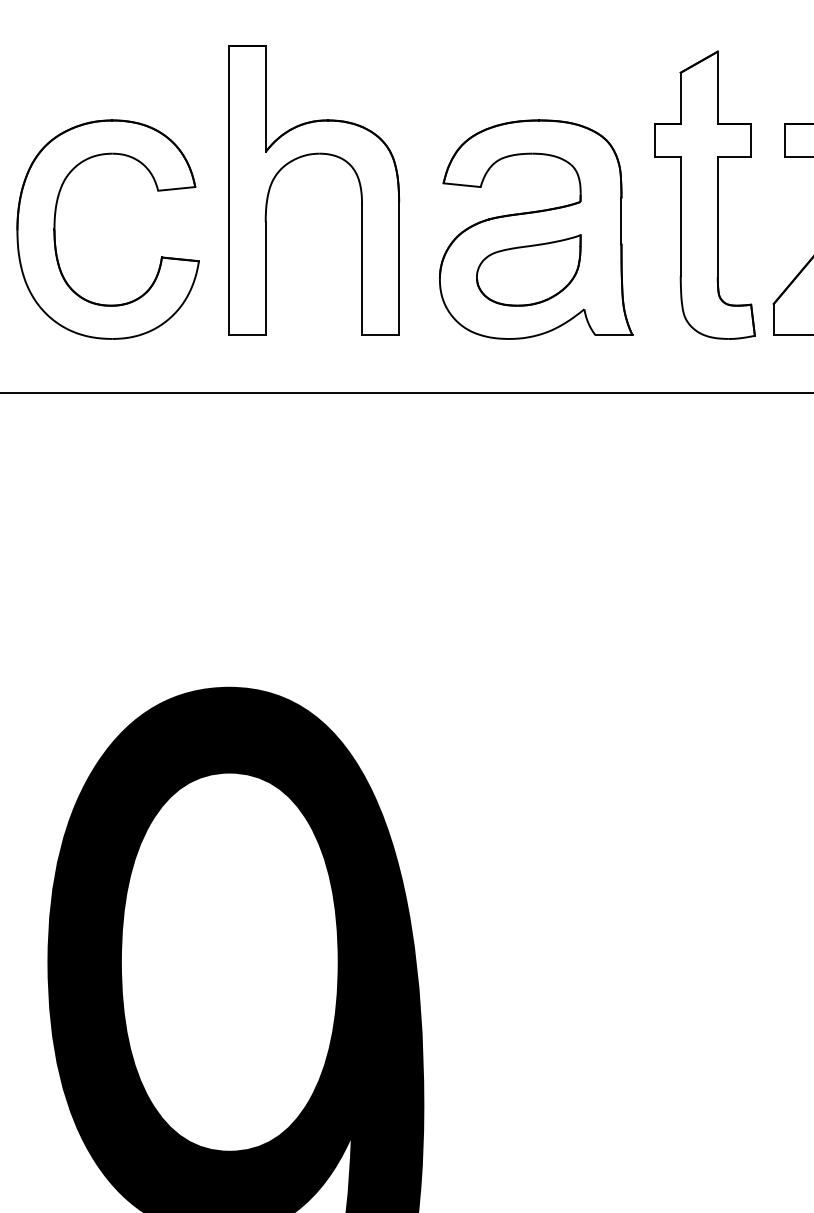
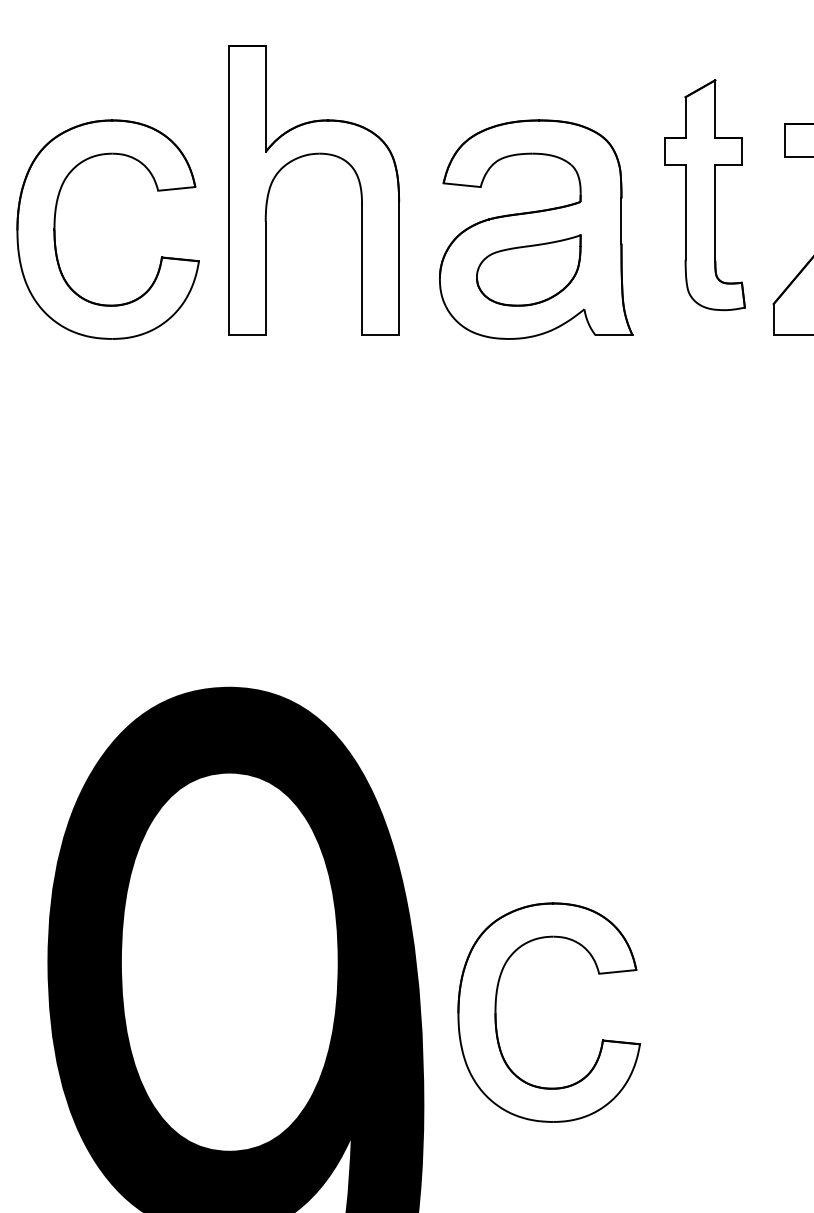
part size: 102x290 px -> 82x233 px (704, 195)
line: present -> none (406, 393)
part: none -> present (496, 1012)
